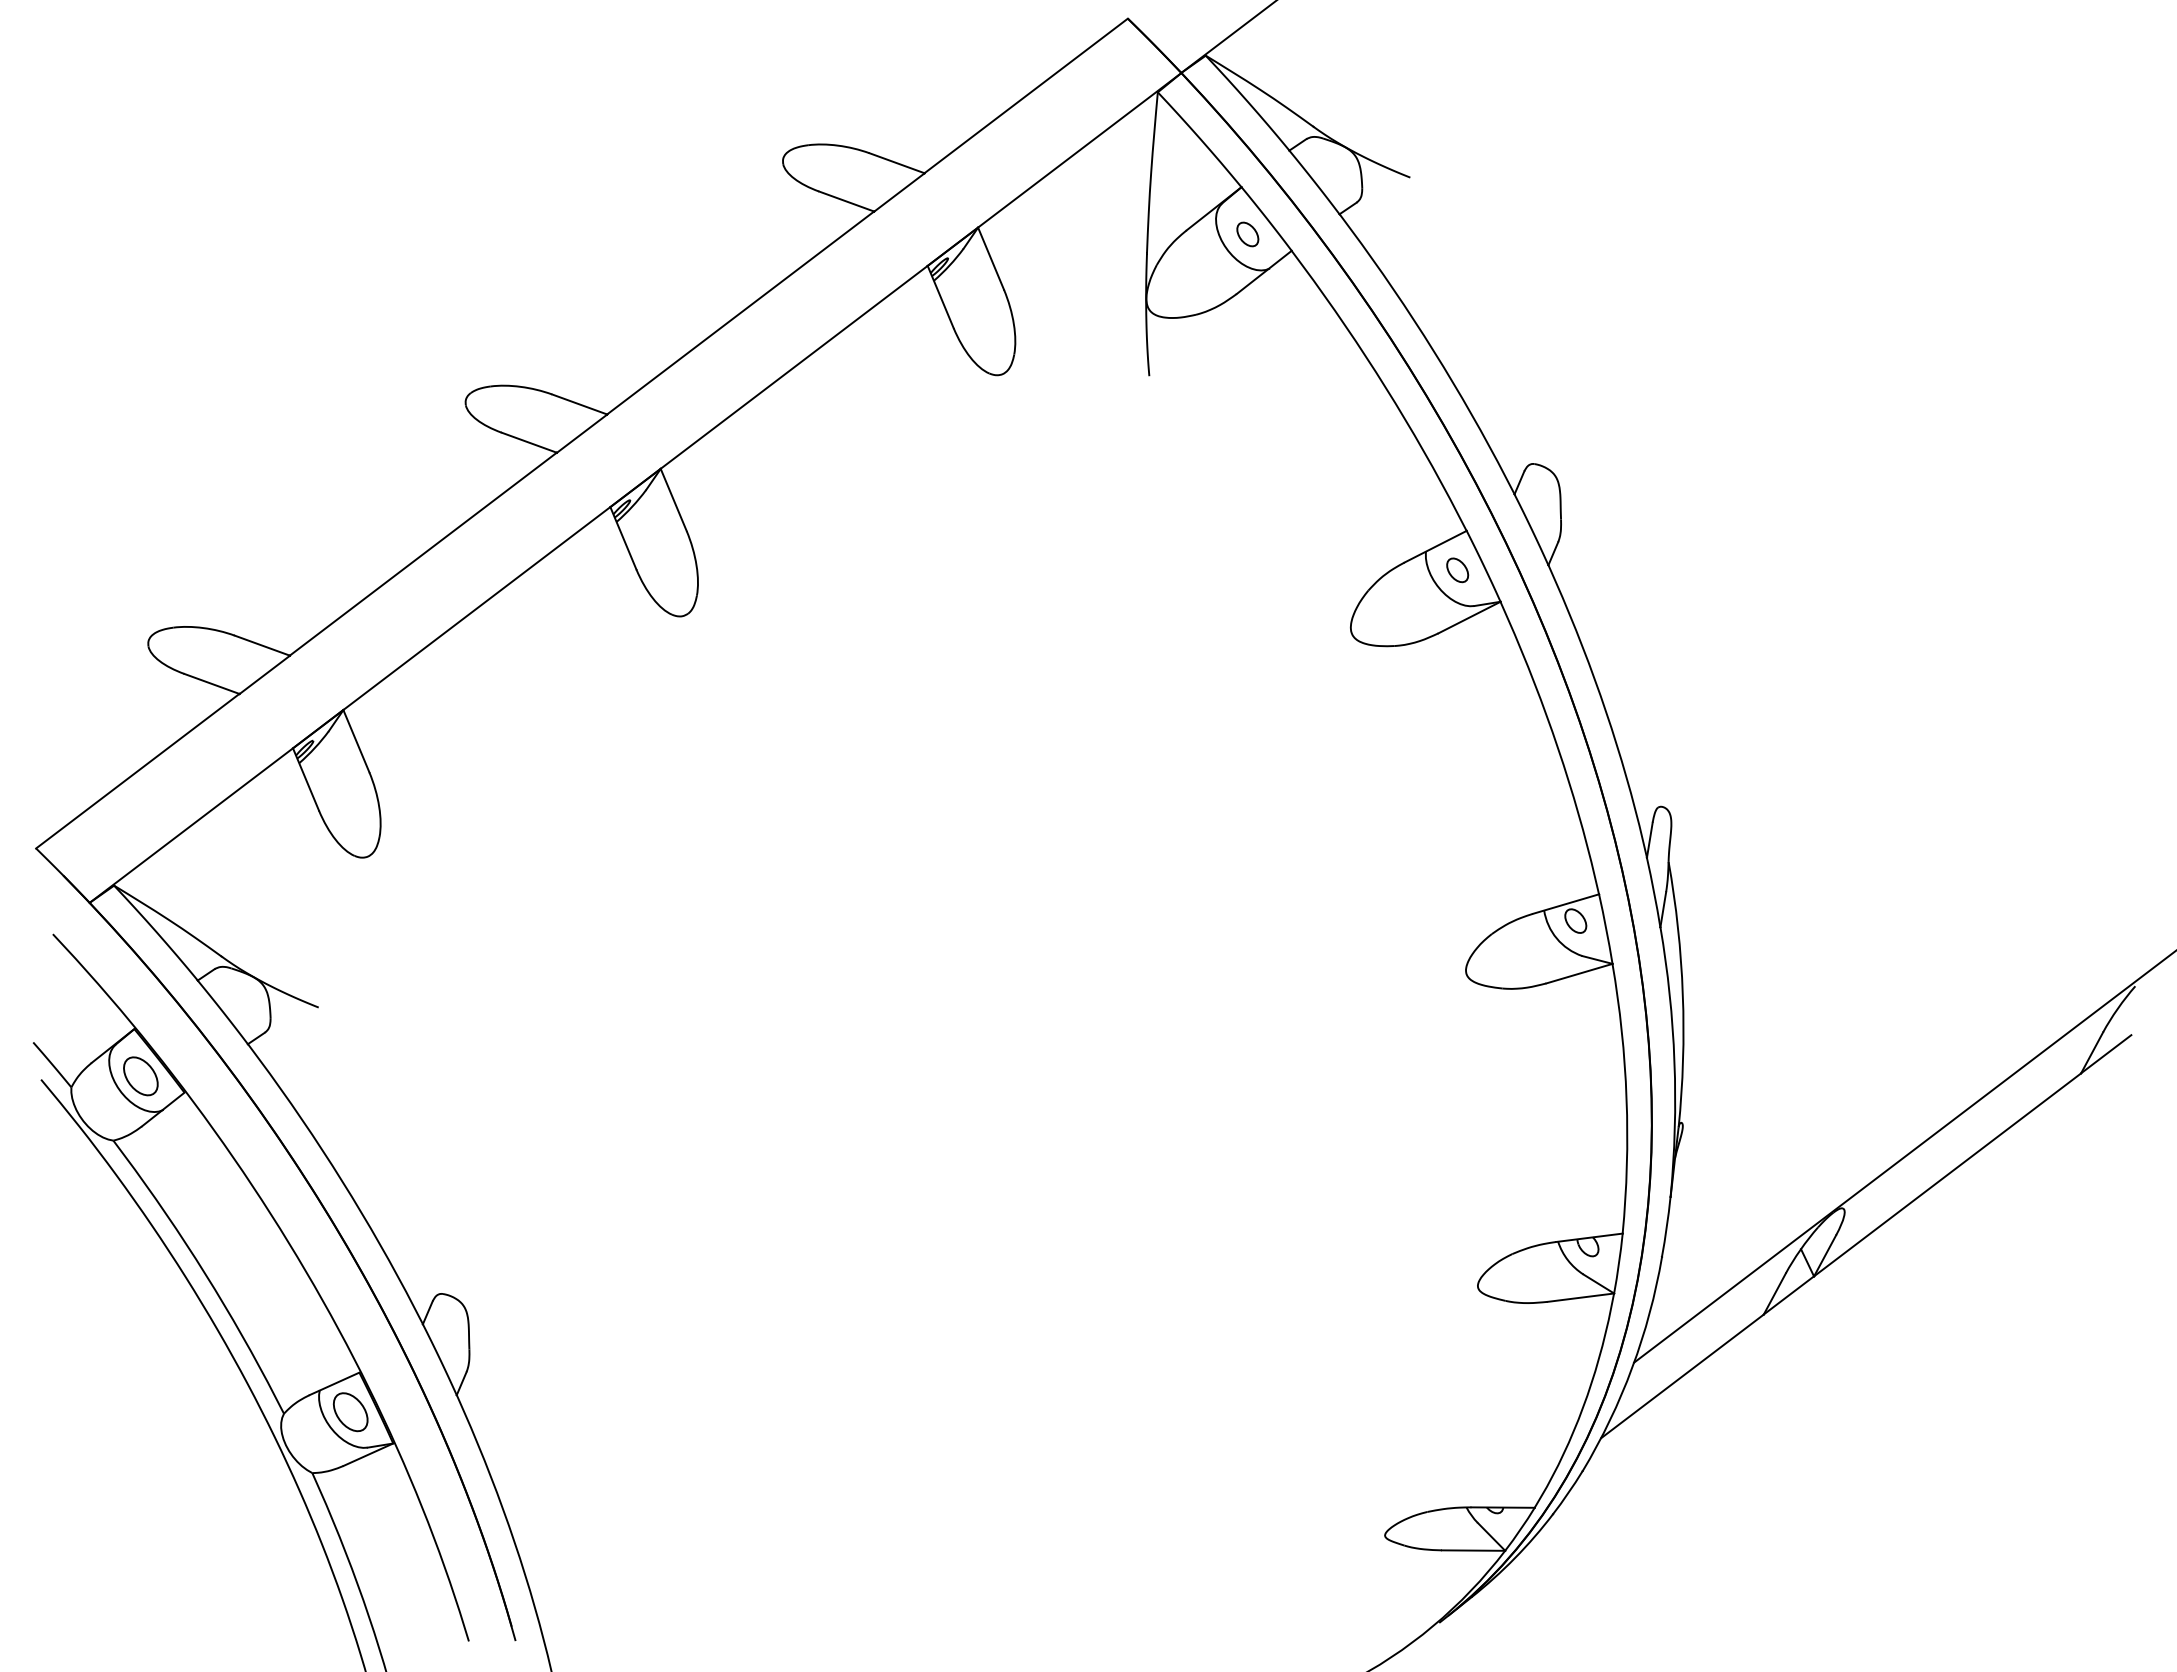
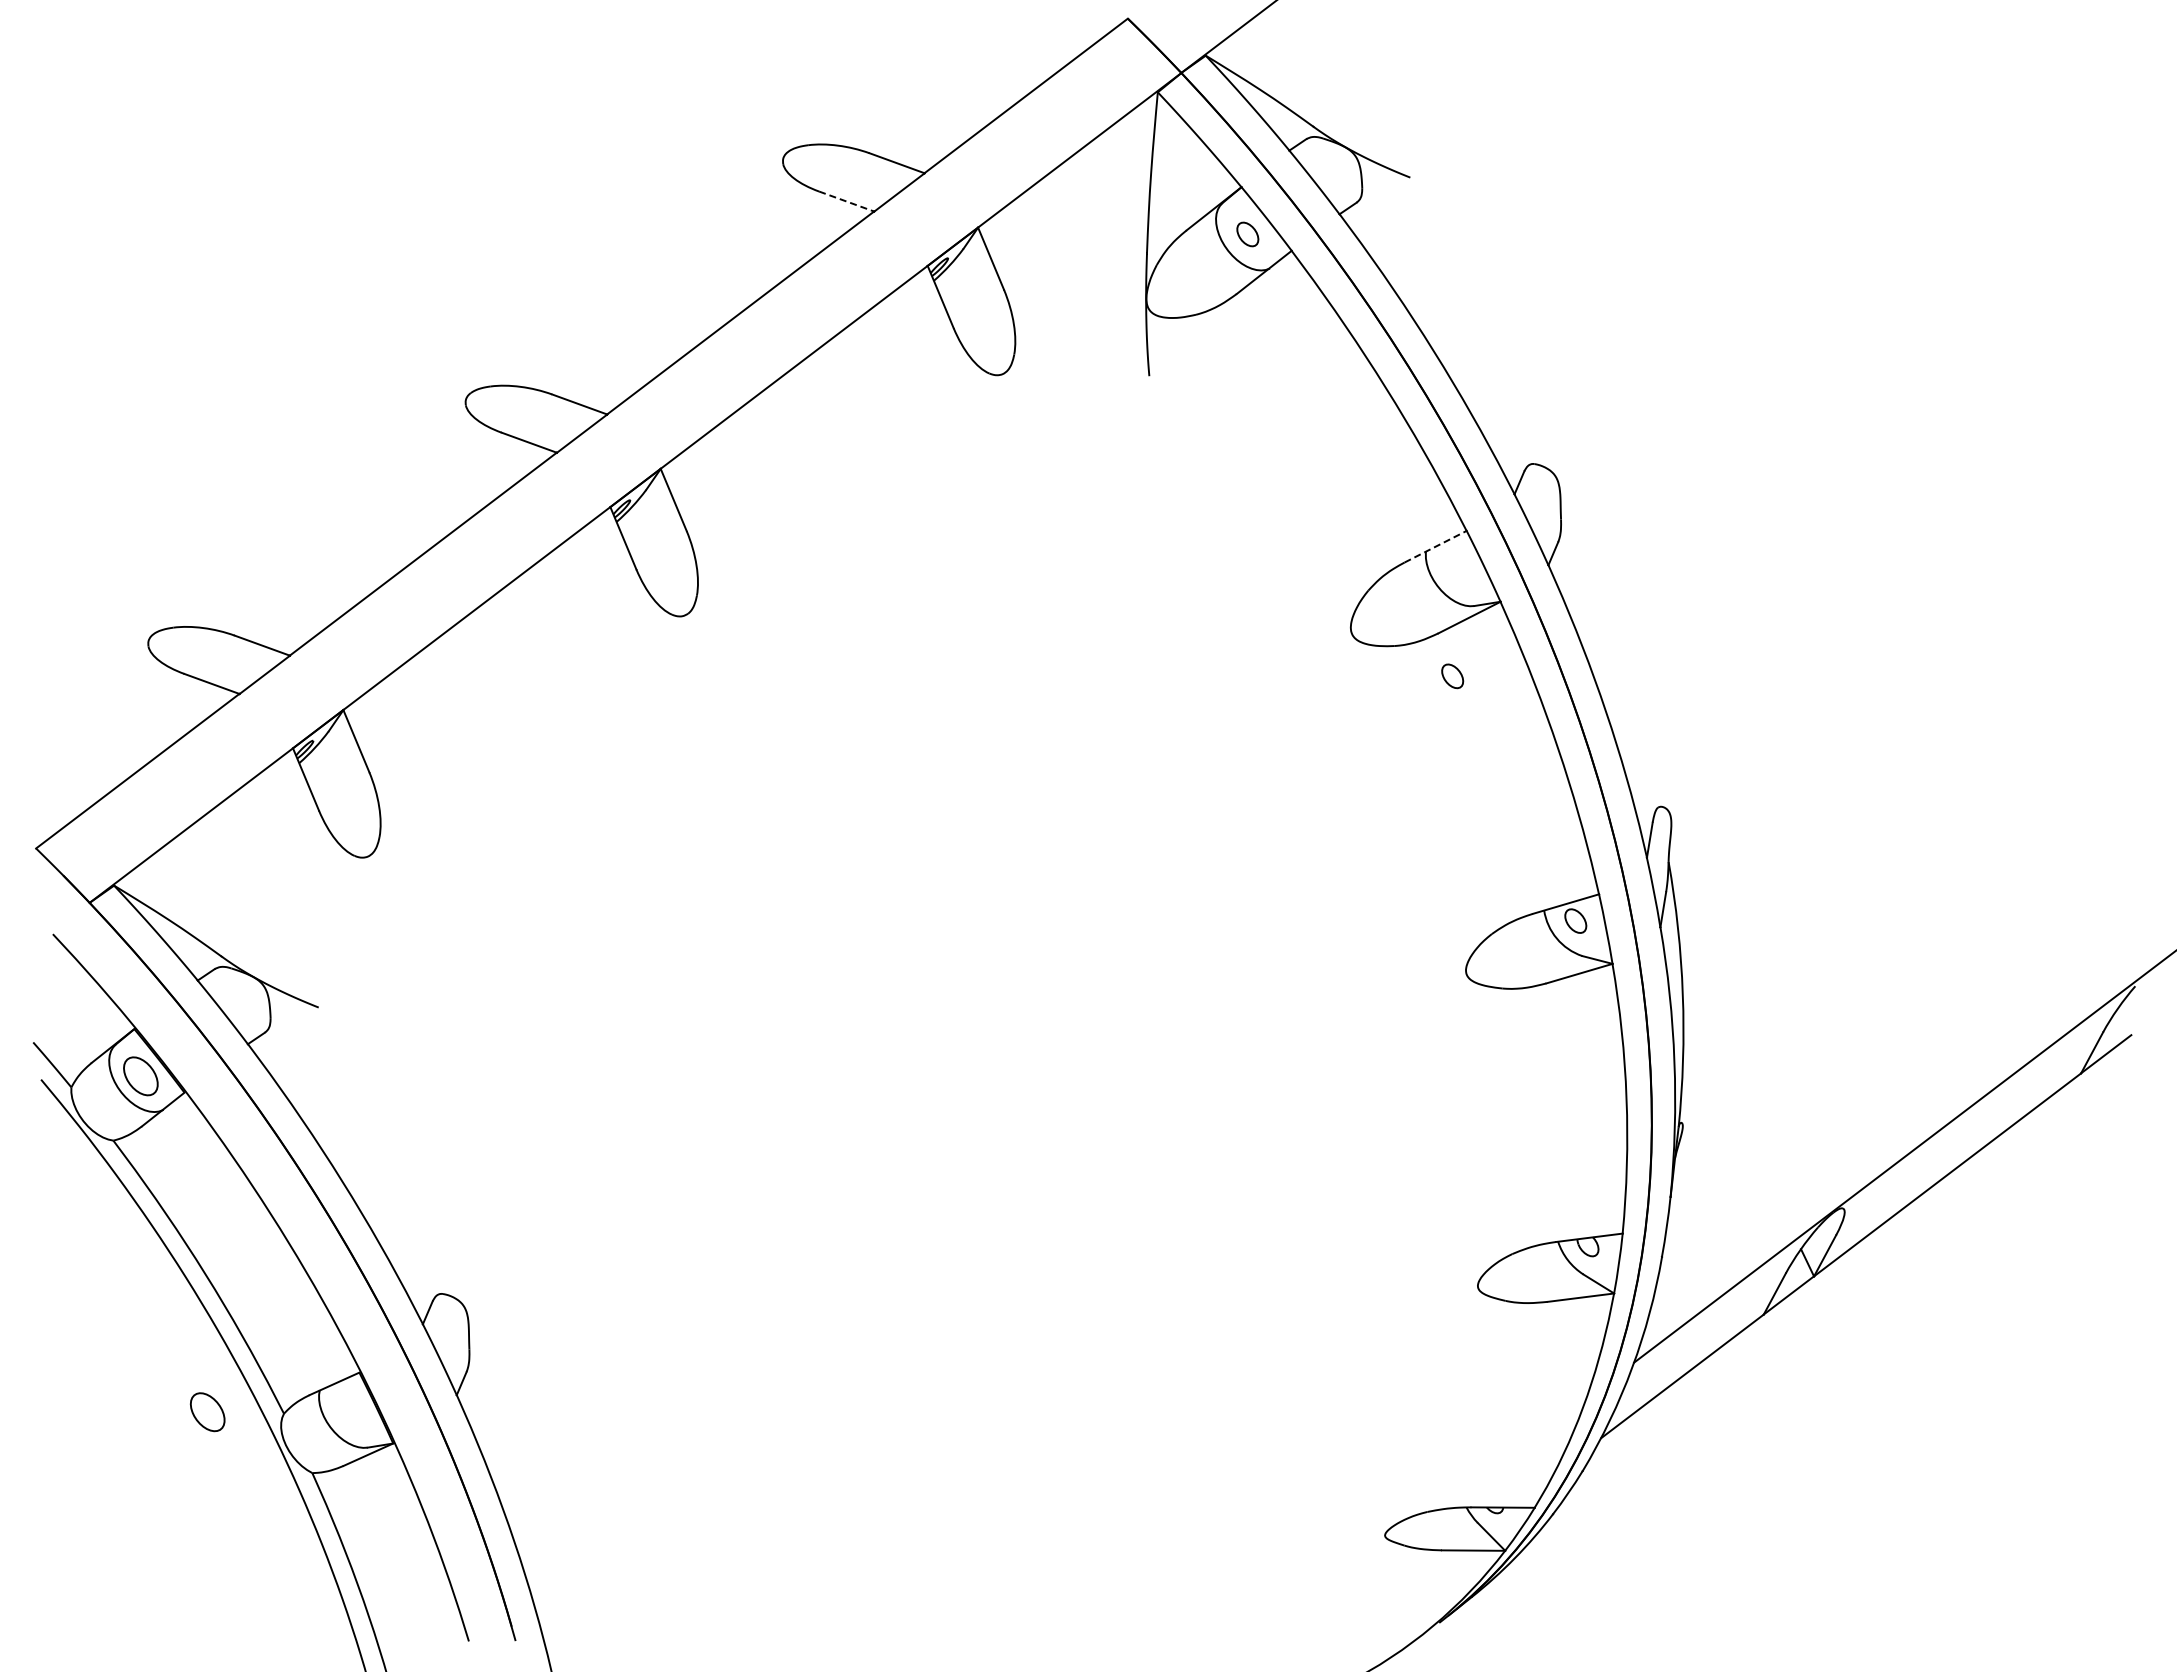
line: solid -> dashed (847, 201)
line: solid -> dashed (1435, 546)
part position: (1457, 570) -> (1452, 676) (1452, 676)
part position: (350, 1412) -> (207, 1412) (207, 1412)
